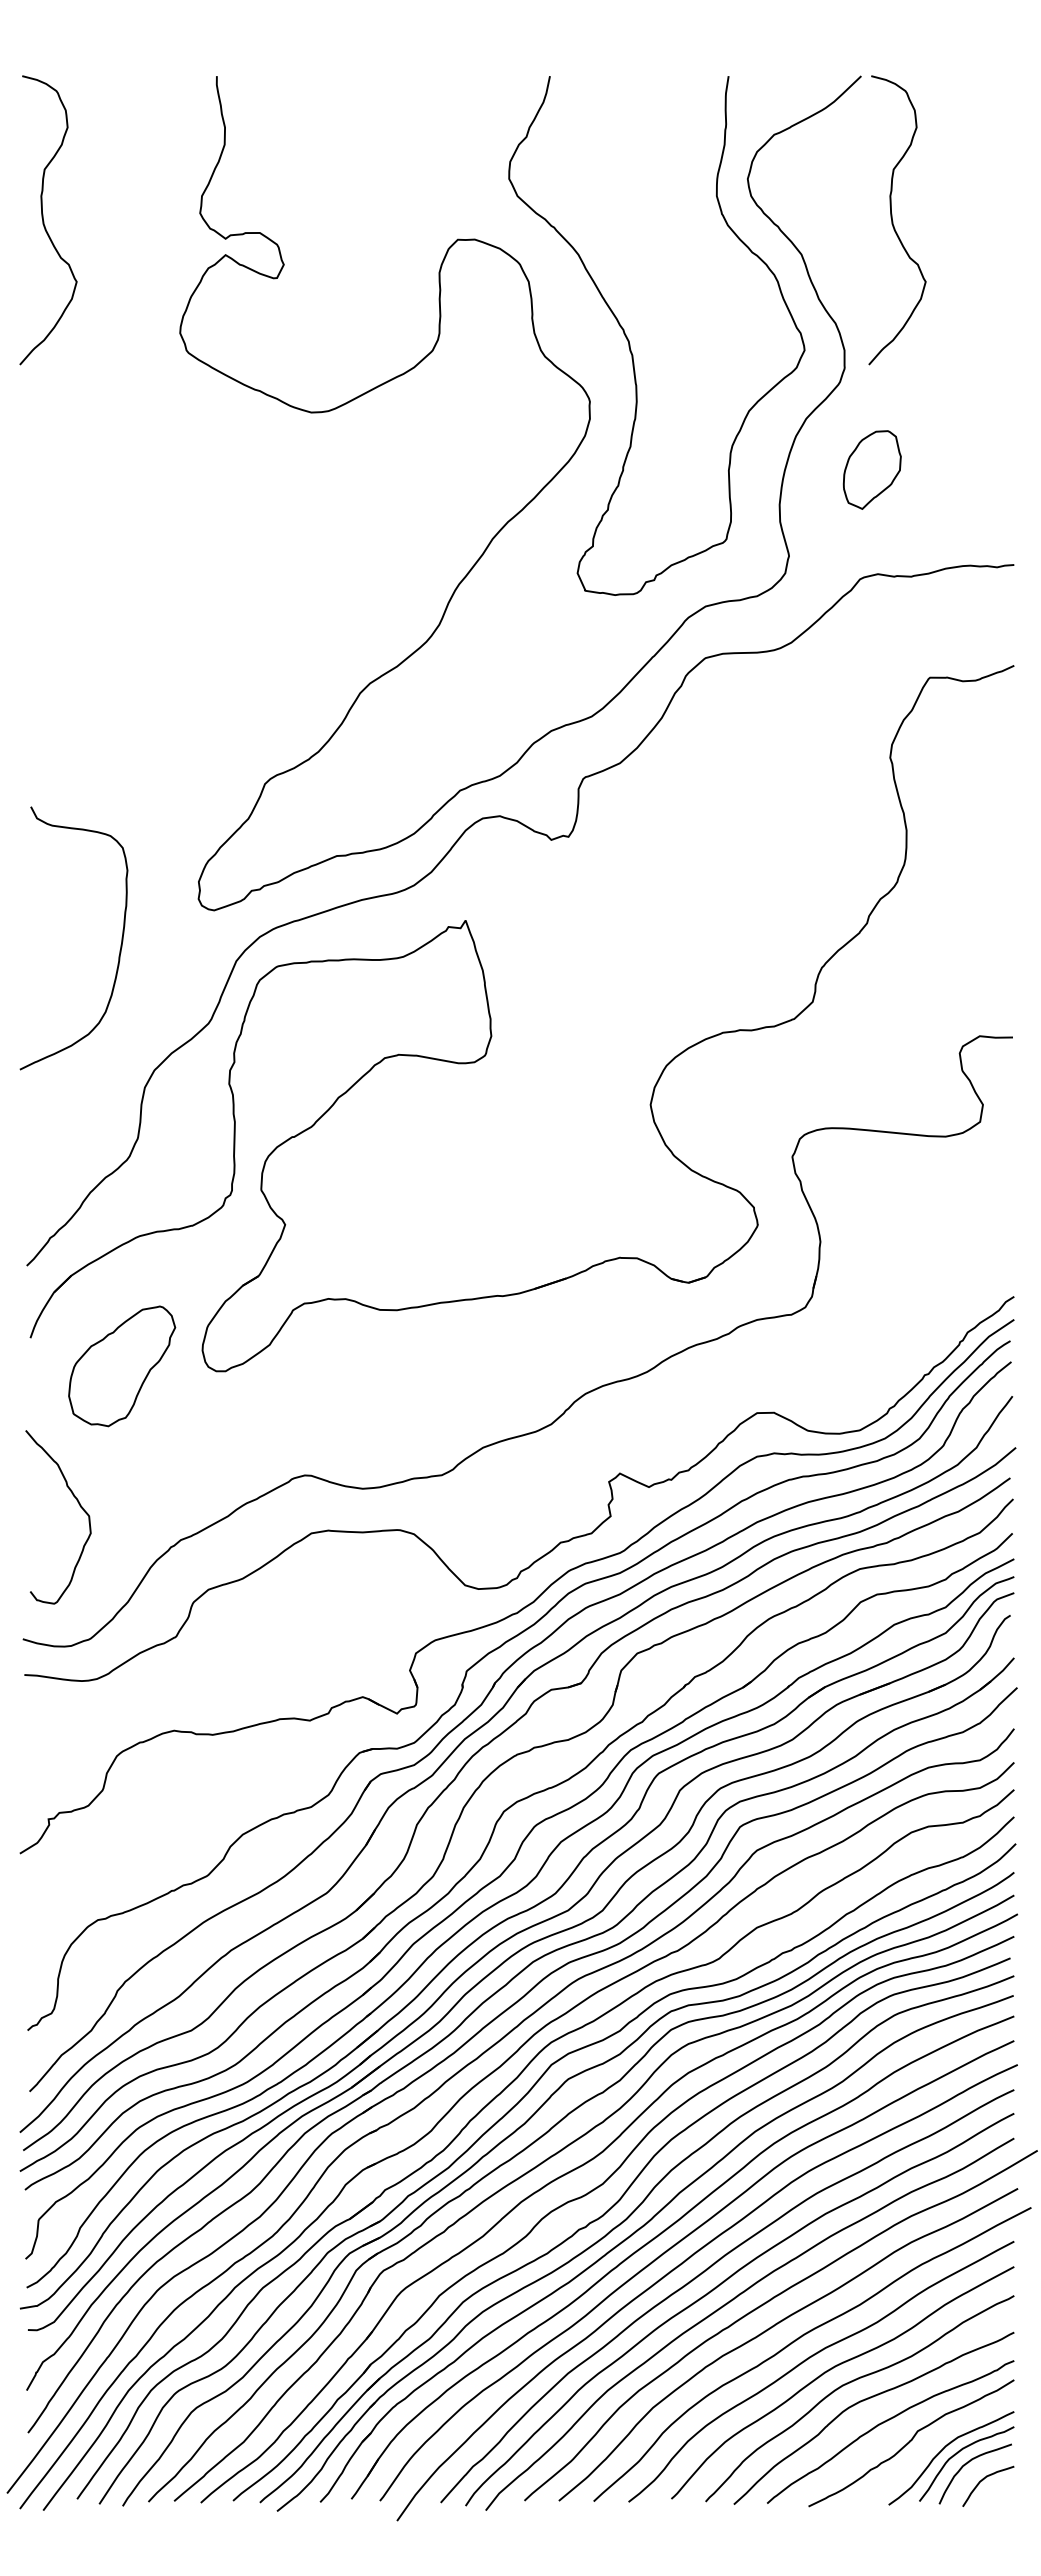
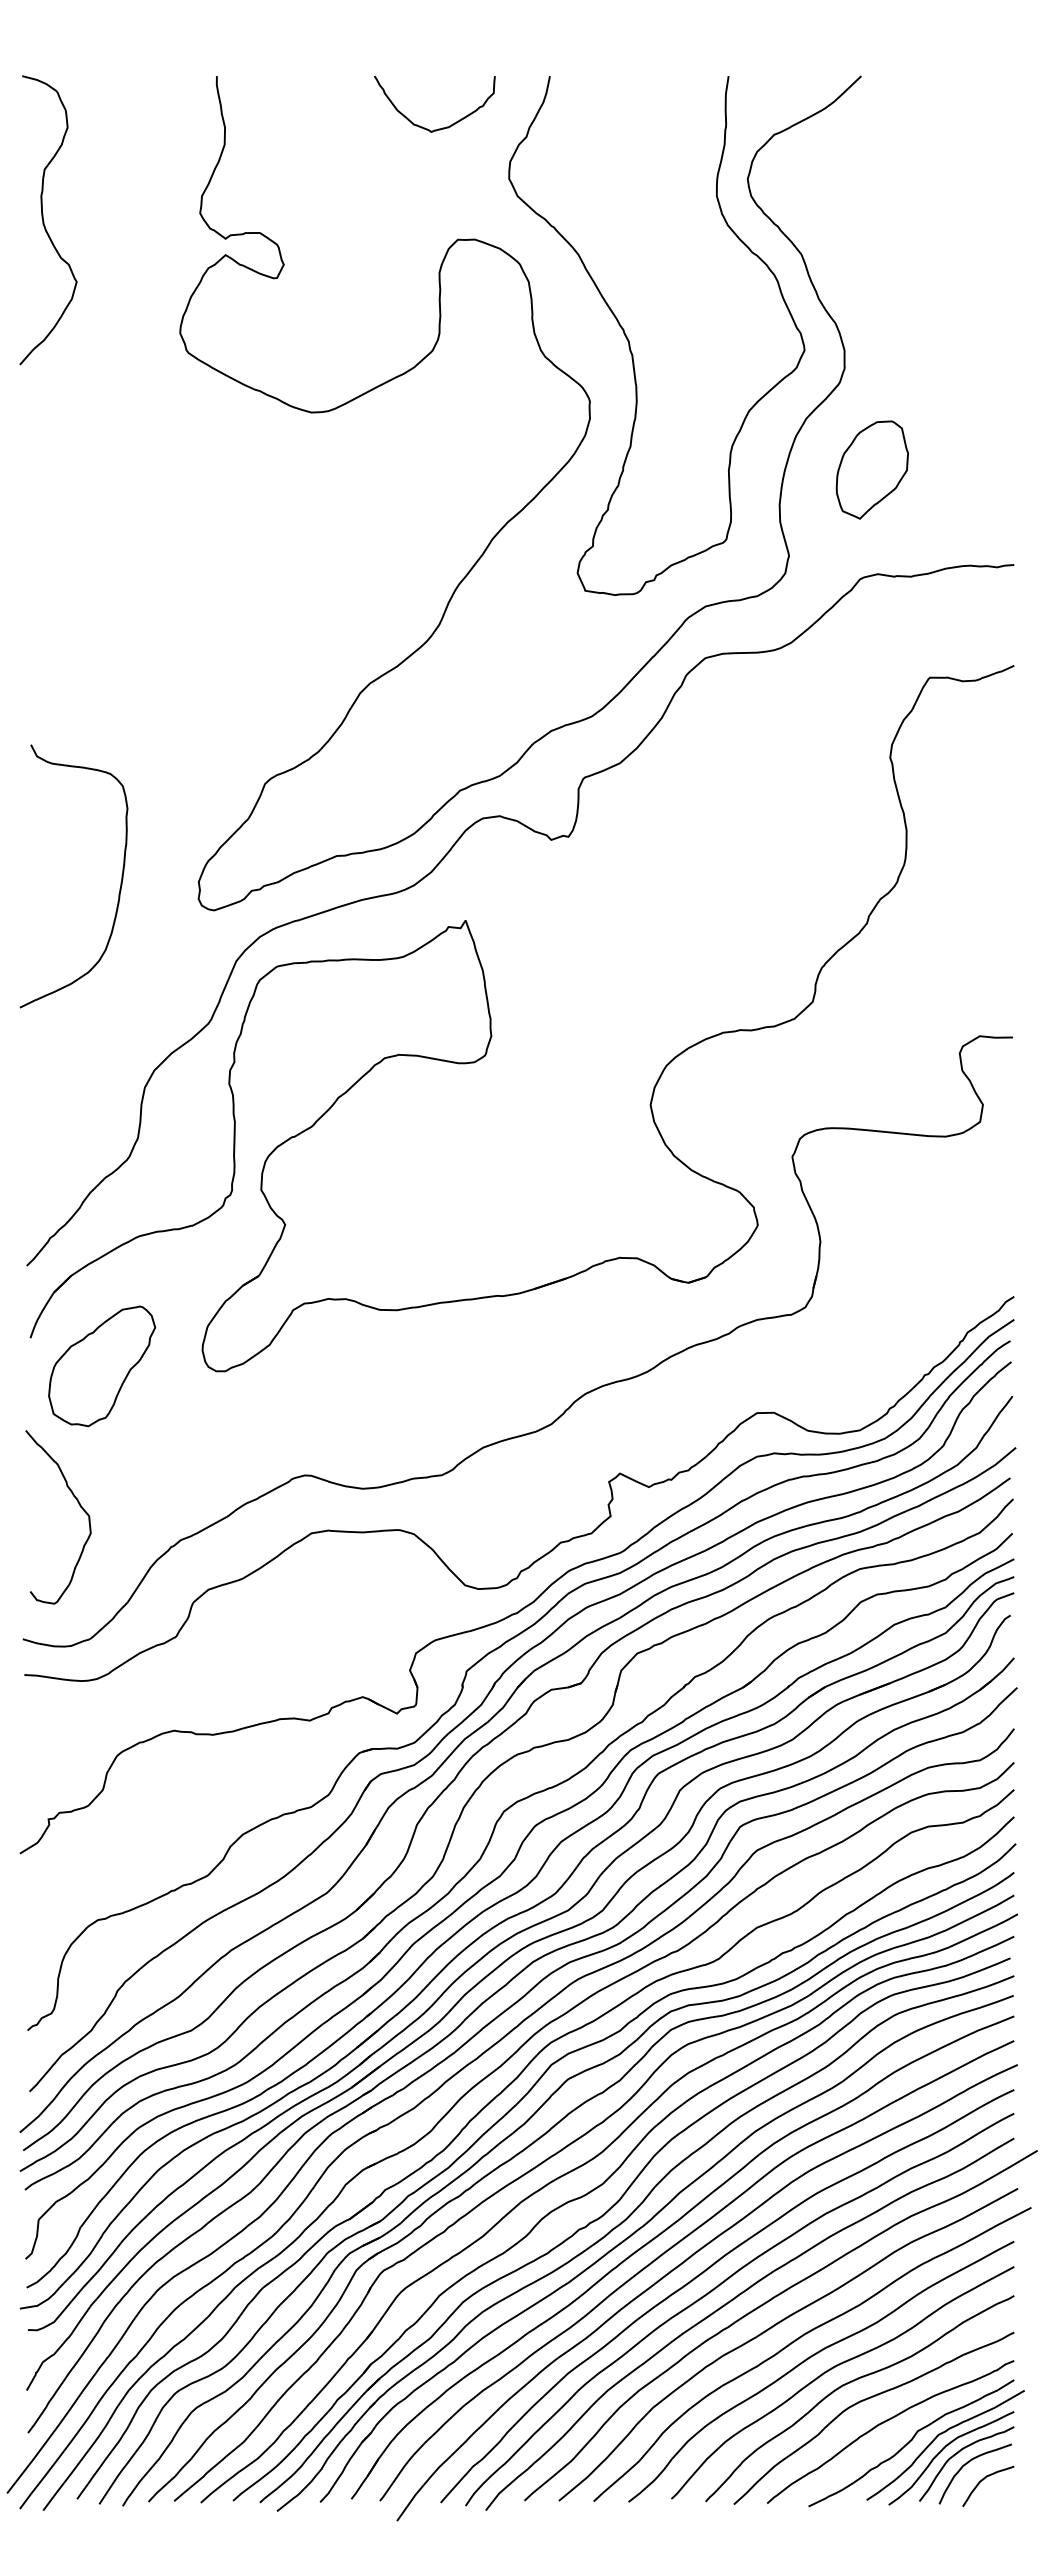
curve: none -> present (442, 127)
curve: present -> none (893, 221)
part size: 60x80 px -> 74x100 px (871, 469)
curve position: (120, 944) -> (120, 882) (120, 882)
part position: (122, 1366) -> (102, 1366) (102, 1366)
curve: none -> present (937, 2437)
